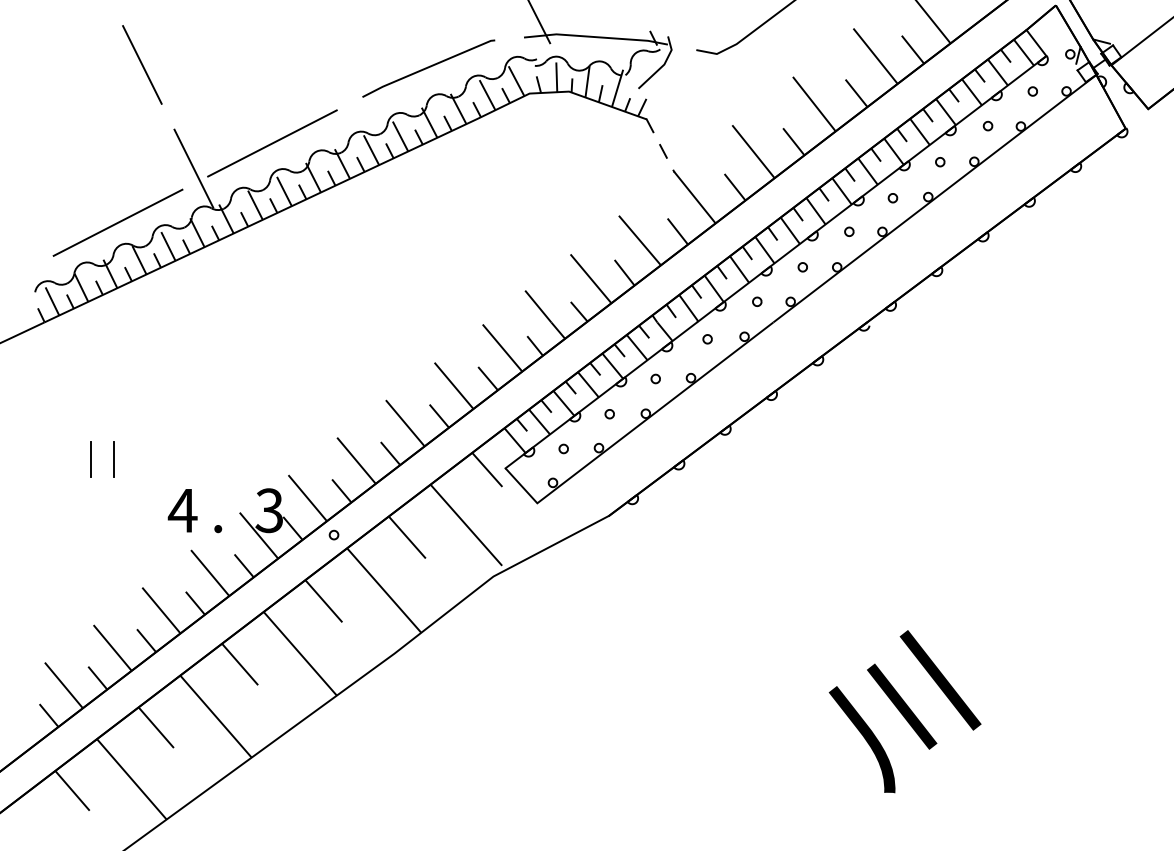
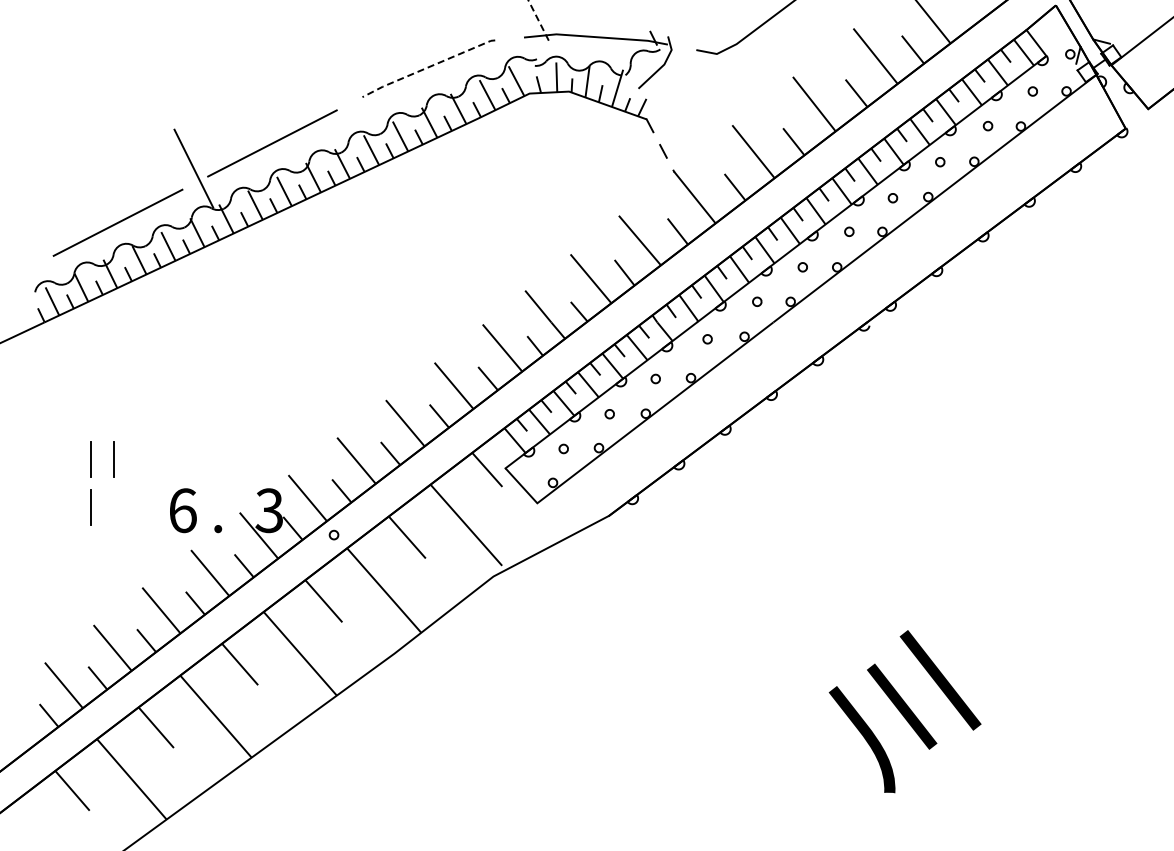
line: solid -> dashed (539, 21)
line: present -> none (142, 64)
line: solid -> dashed (428, 67)
line: none -> present (90, 507)
text: 4 -> 6 (182, 510)
